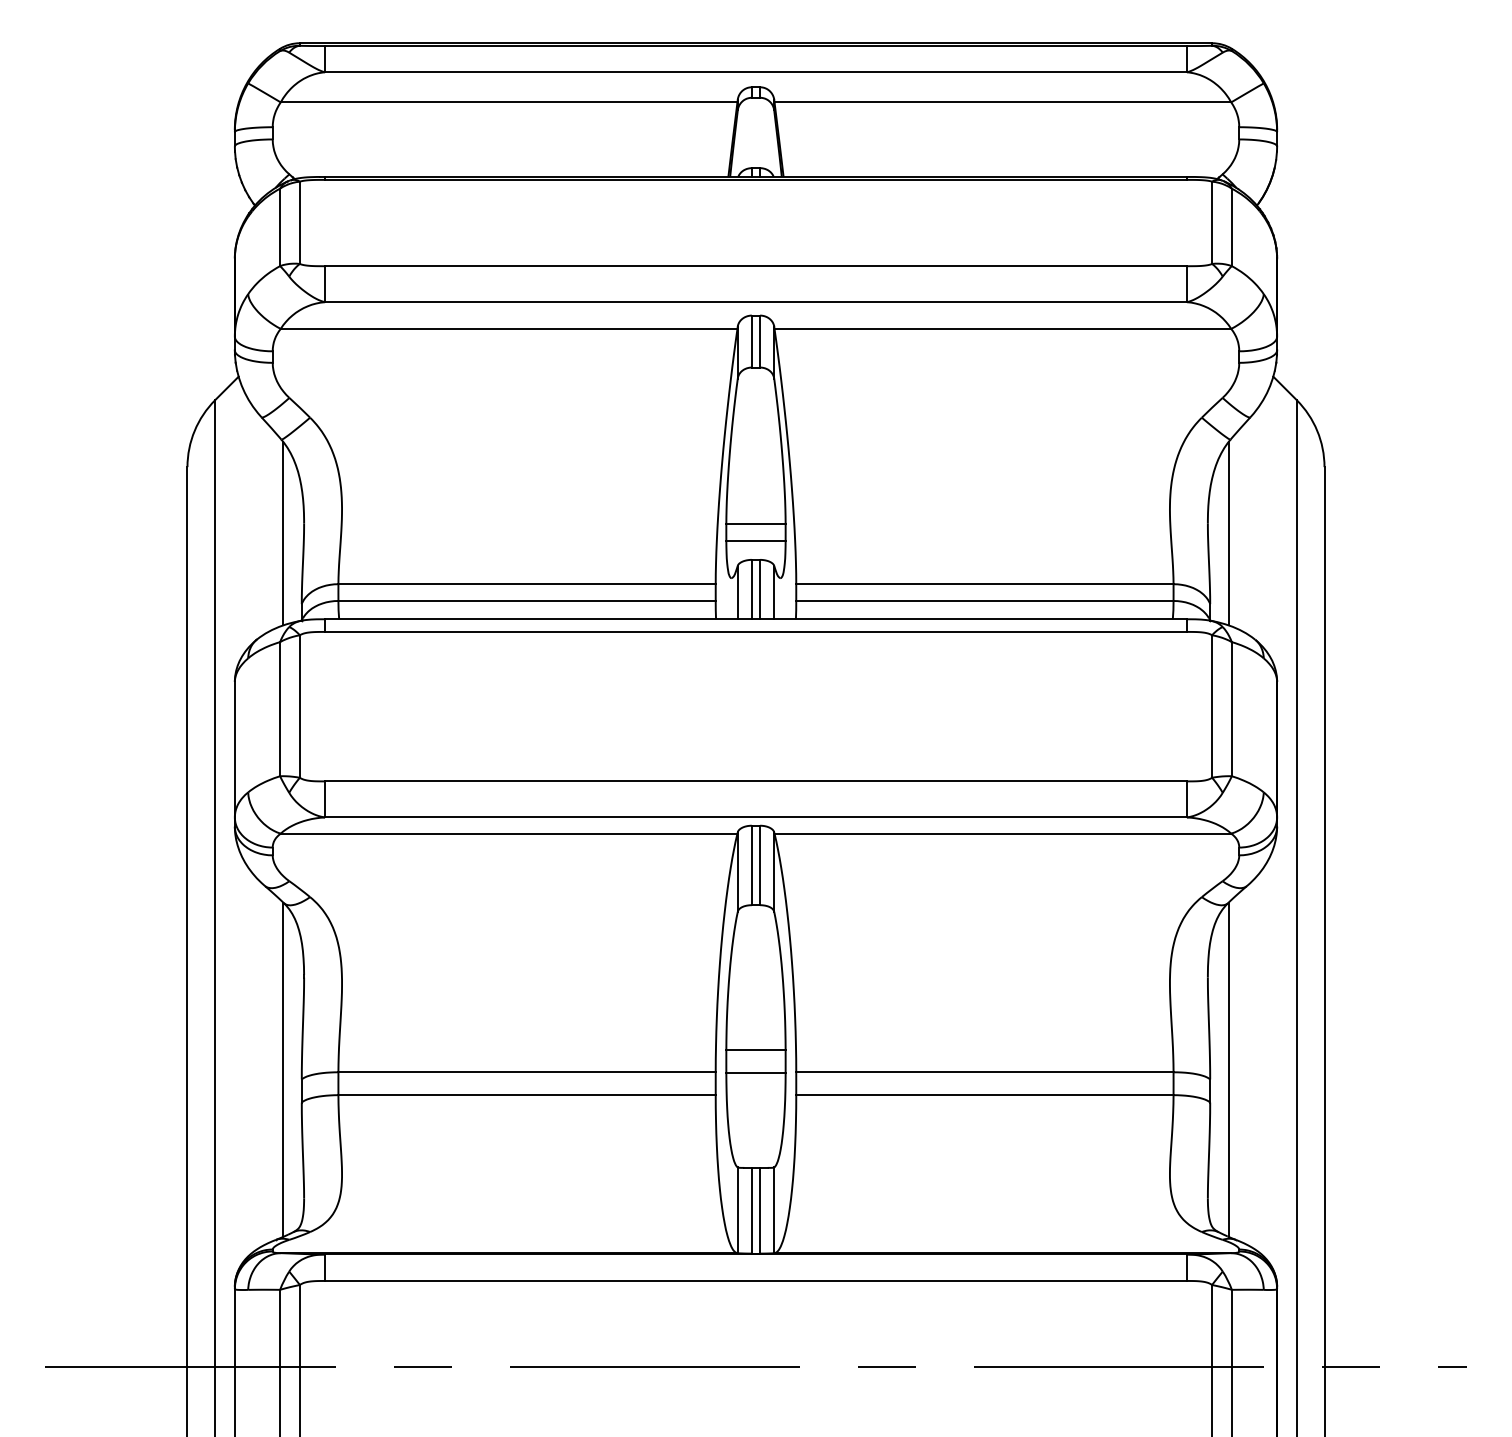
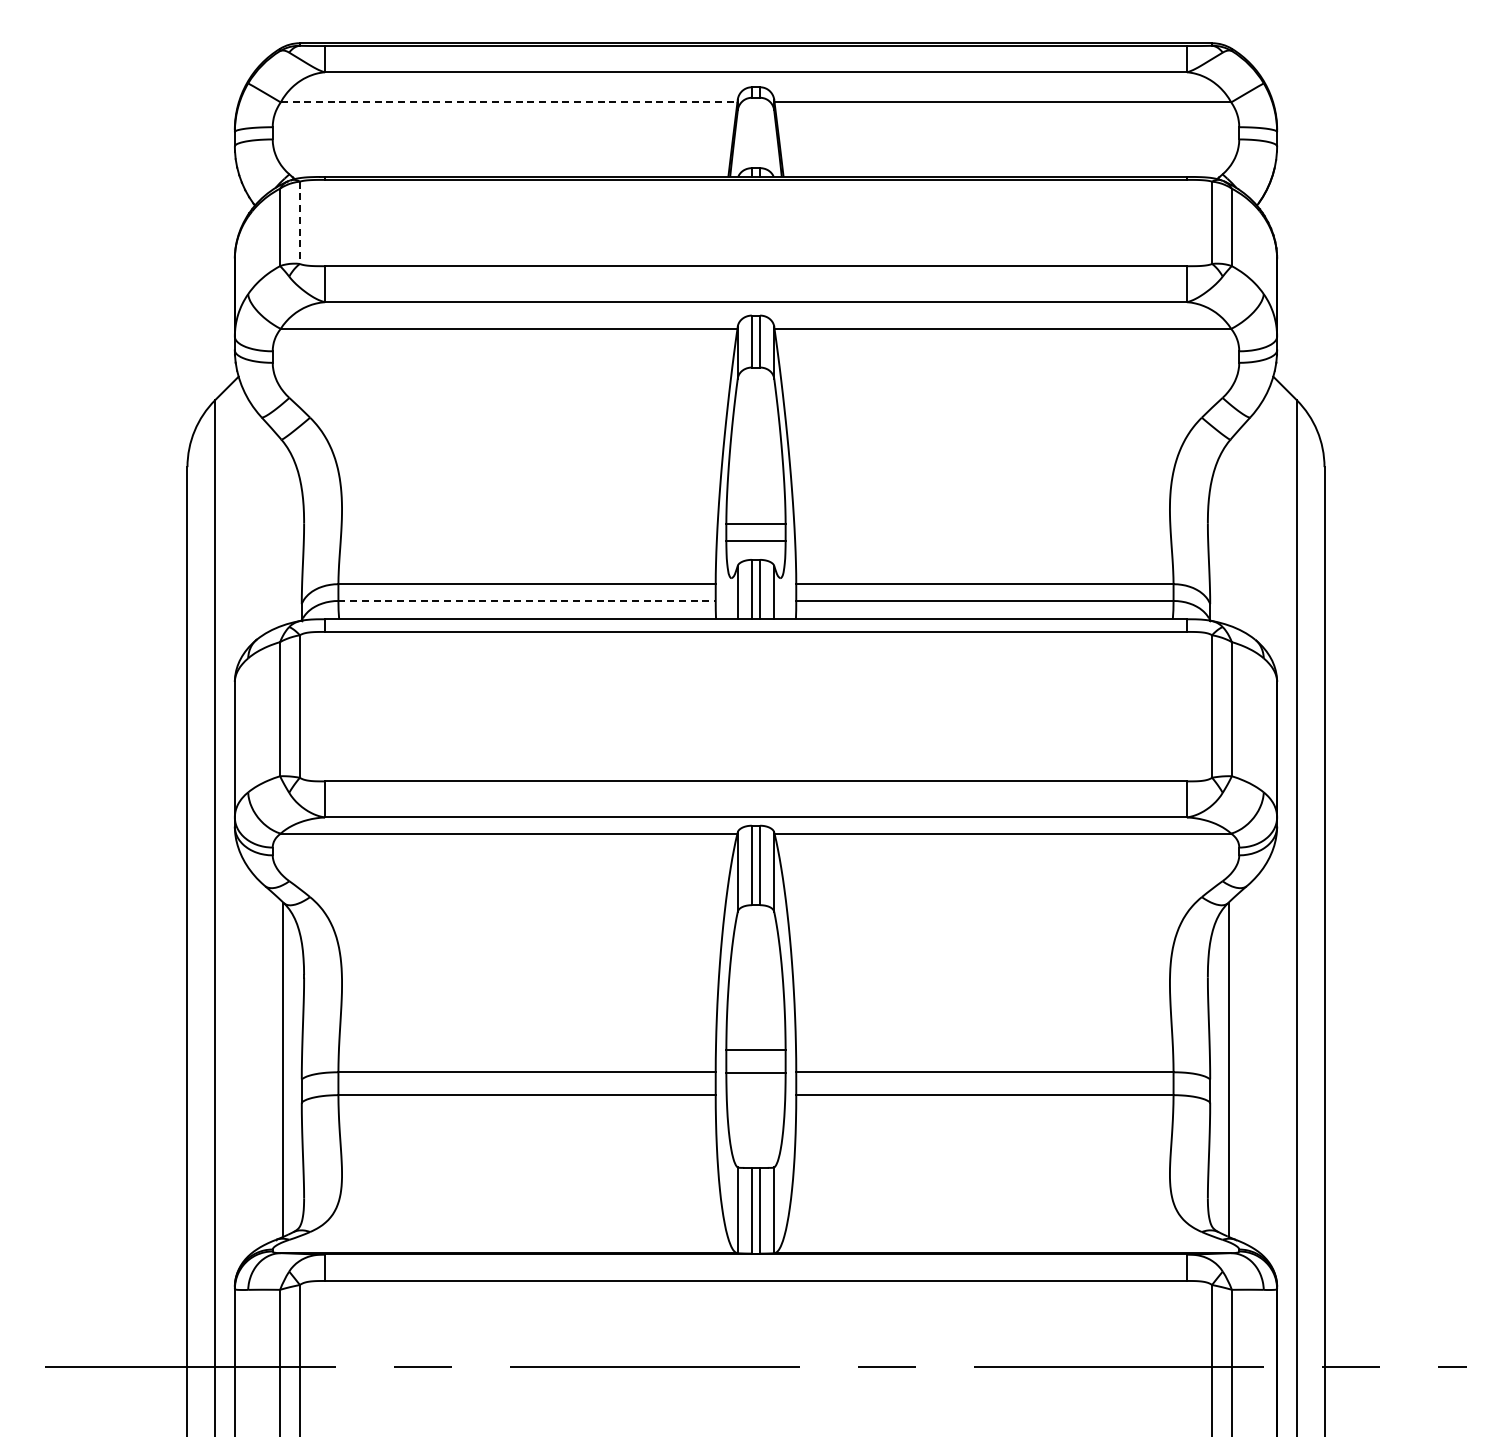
line: solid -> dashed (509, 102)
line: solid -> dashed (299, 223)
line: present -> none (283, 533)
line: present -> none (1228, 533)
line: solid -> dashed (527, 600)
